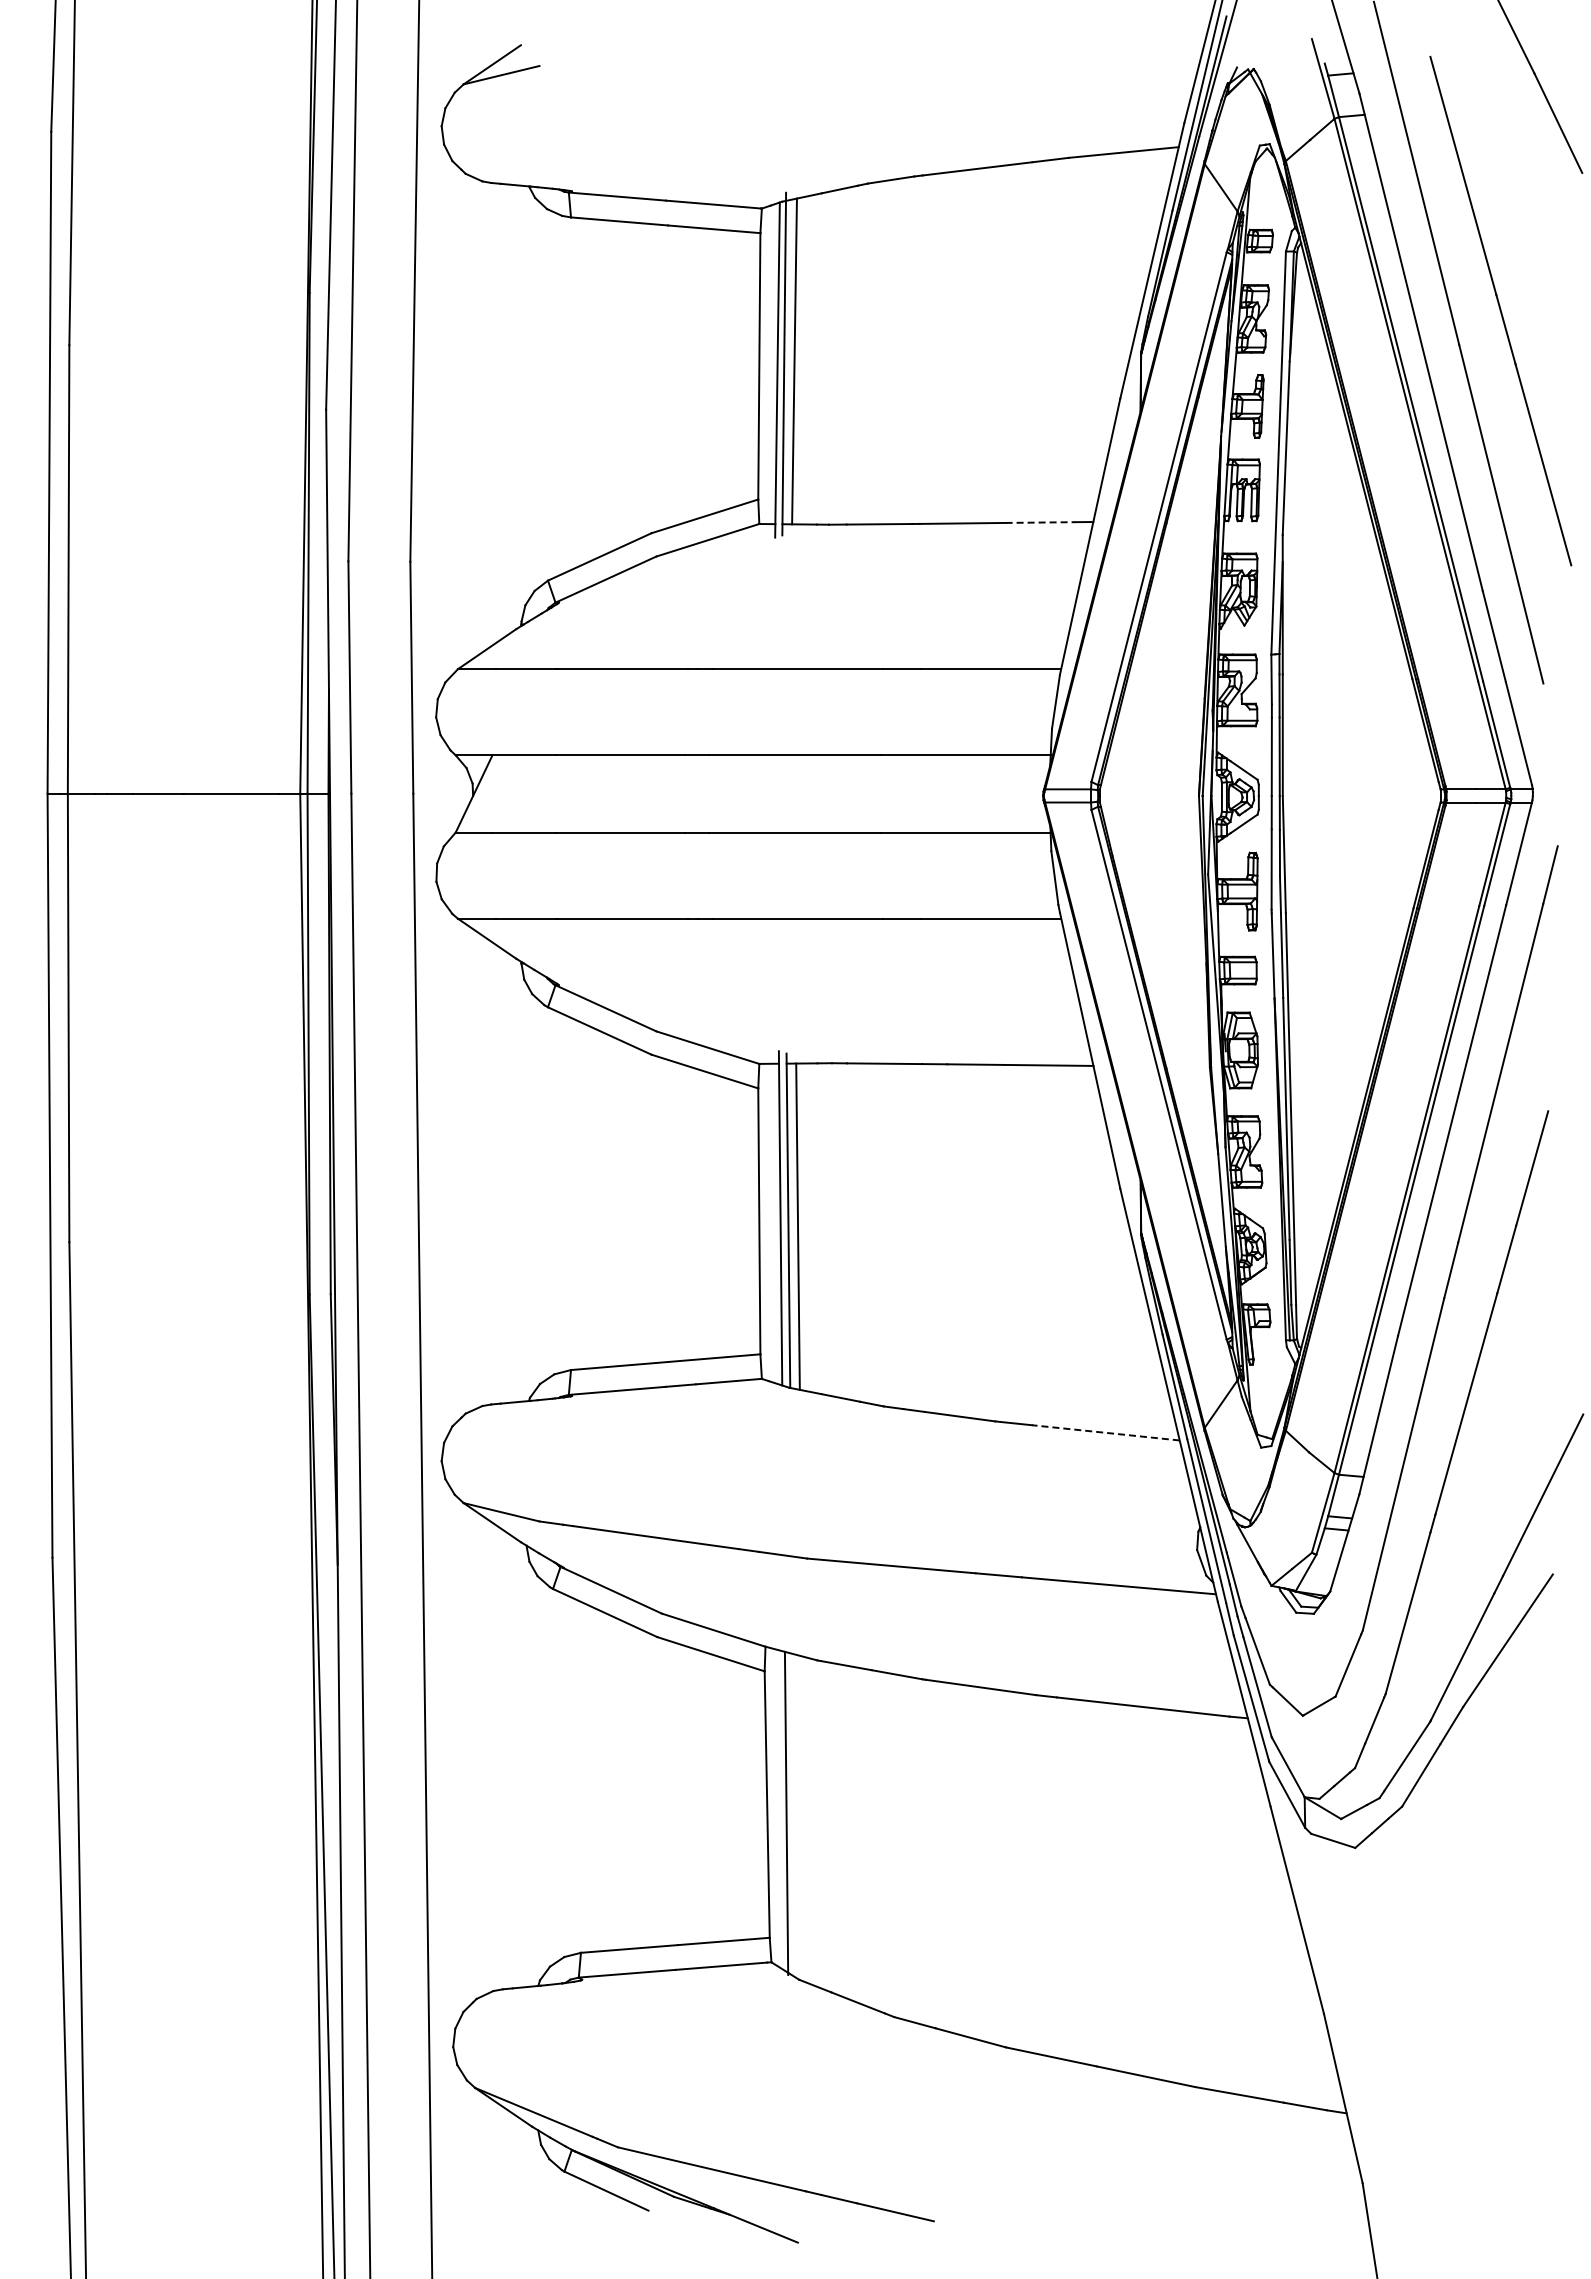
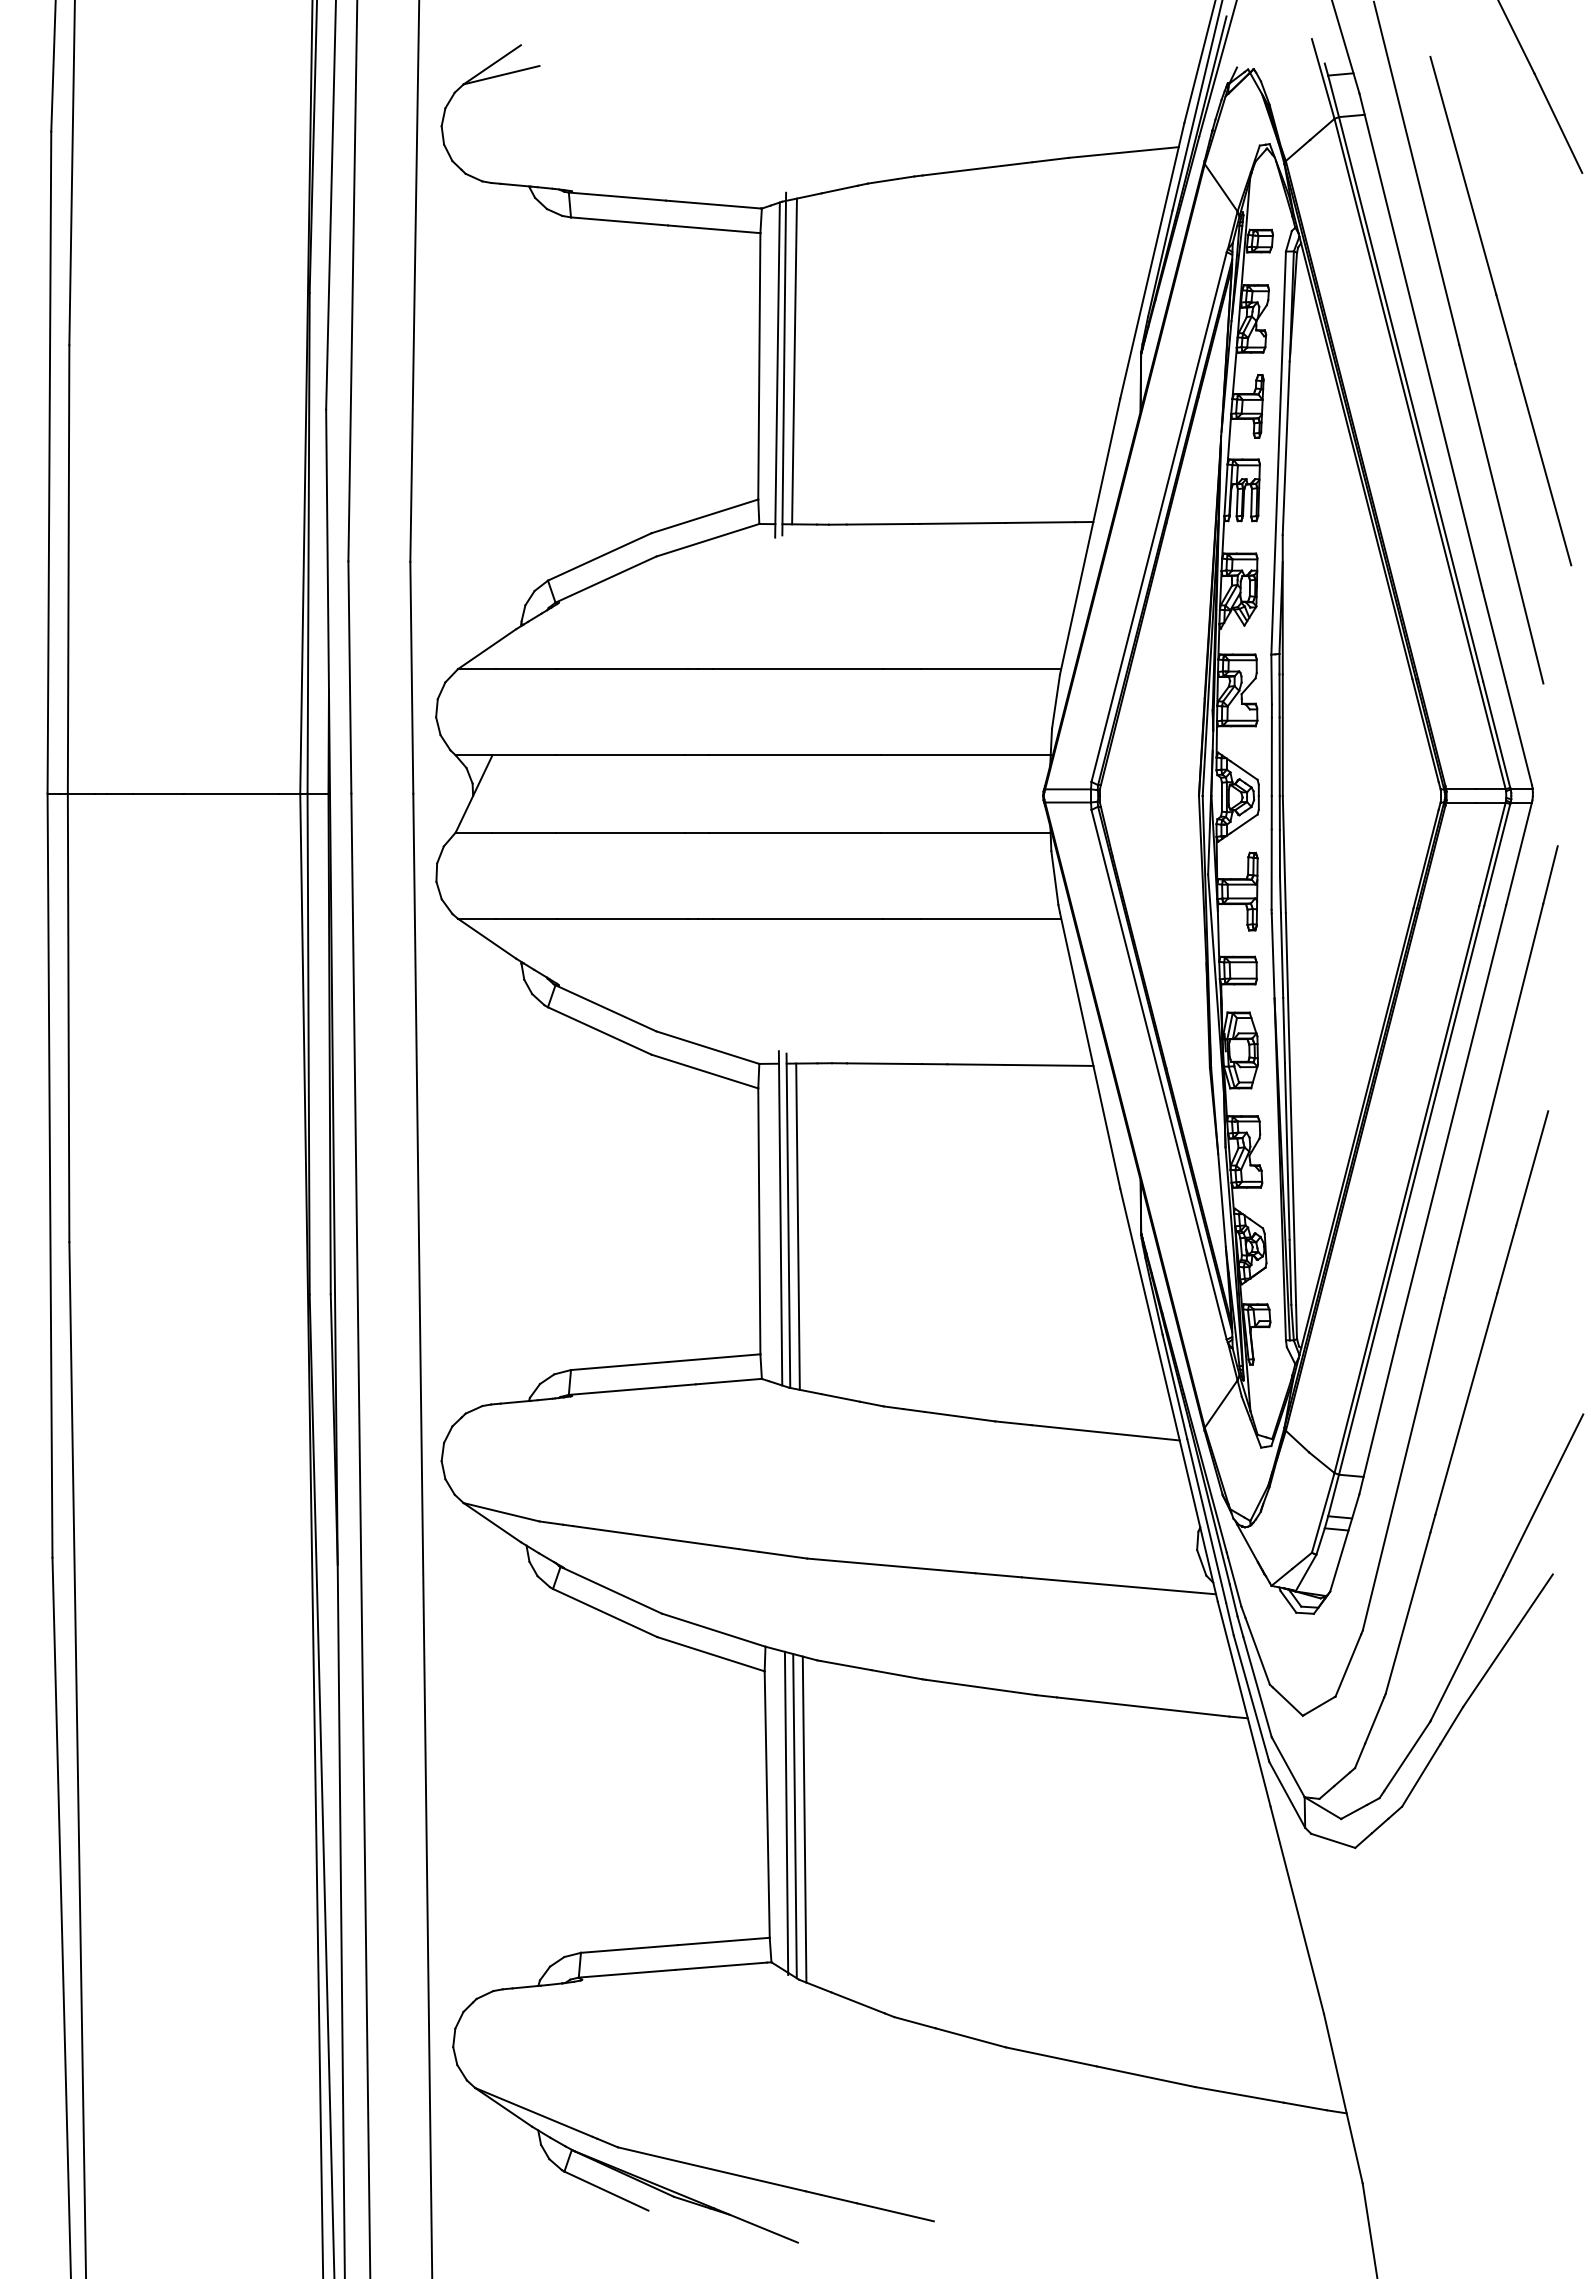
line: dashed -> solid (1040, 522)
line: dashed -> solid (1105, 1432)
line: none -> present (794, 1816)
line: none -> present (804, 1819)
